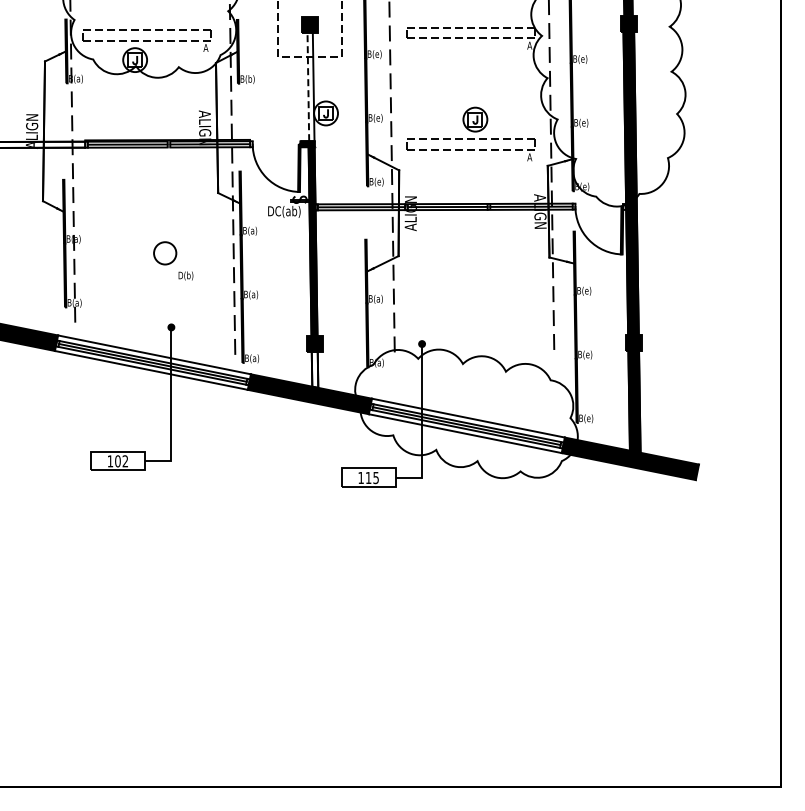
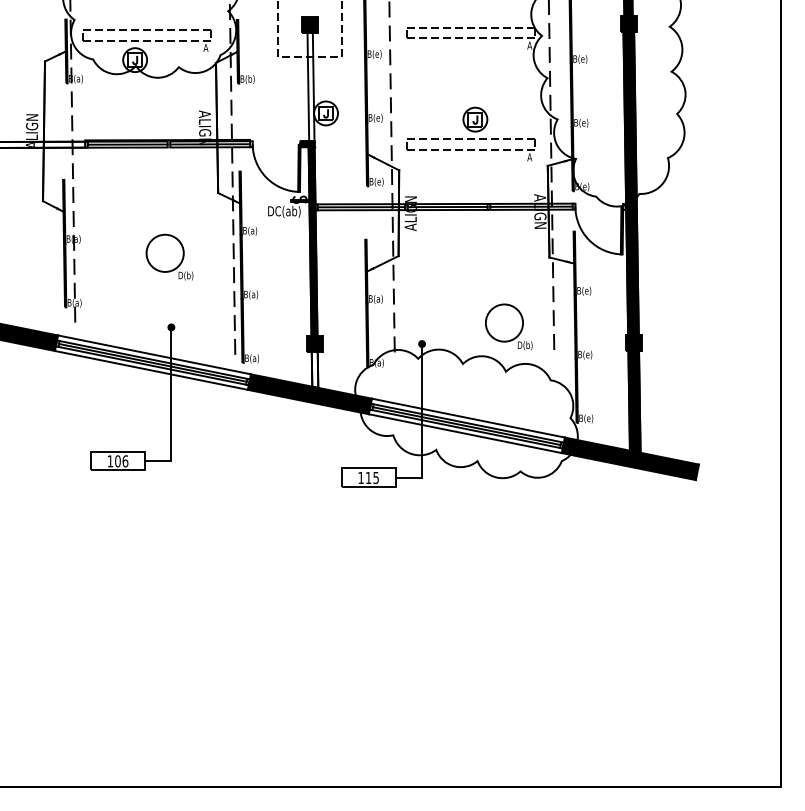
line: dashed -> solid (308, 86)
circle diameter: 22 px -> 37 px (164, 252)
part: none -> present (508, 326)
text: 102 -> 106 (125, 461)
